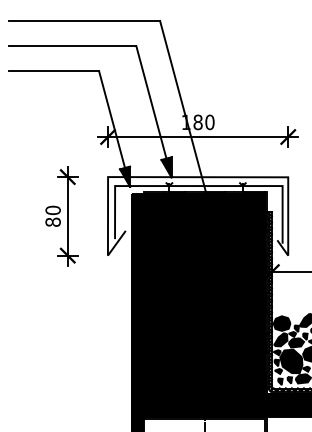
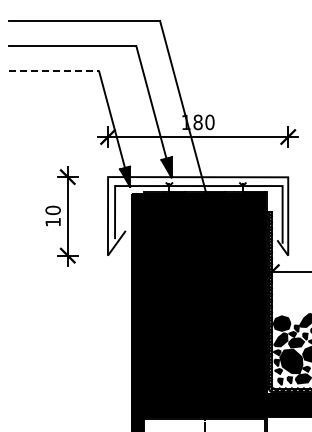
line: solid -> dashed (54, 71)
text: 80 -> 10 (52, 221)
